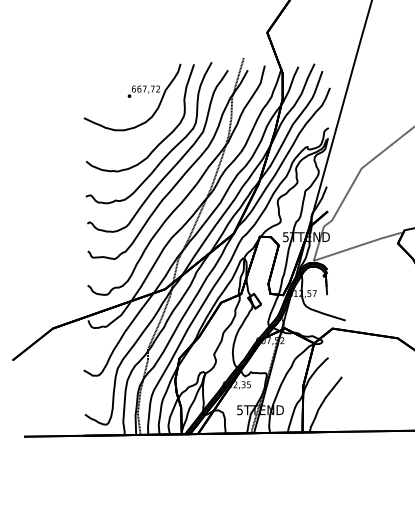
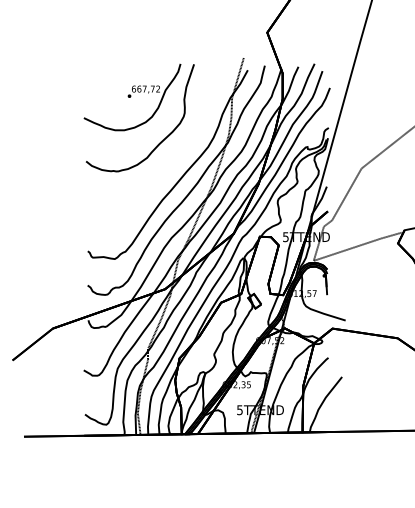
part: present -> none (165, 155)
